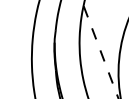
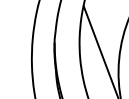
line: dashed -> solid (101, 53)
